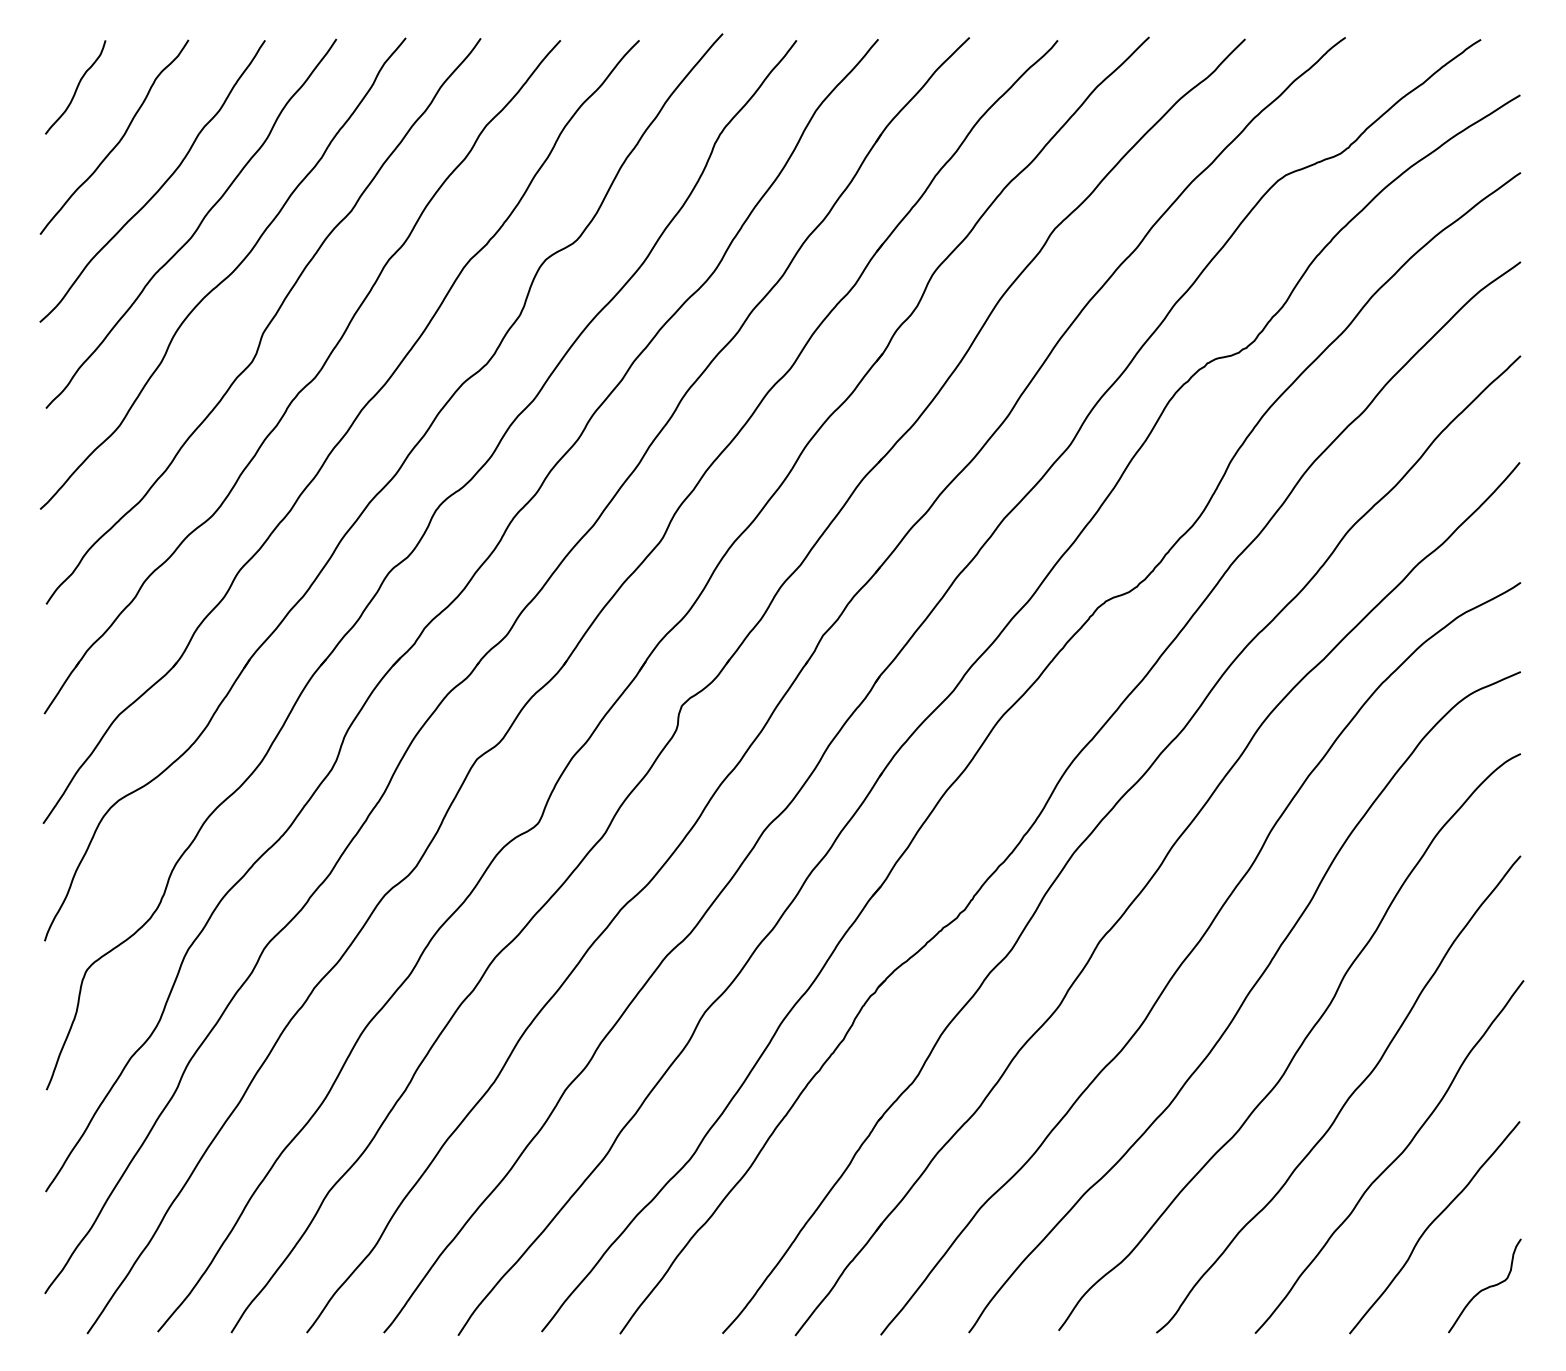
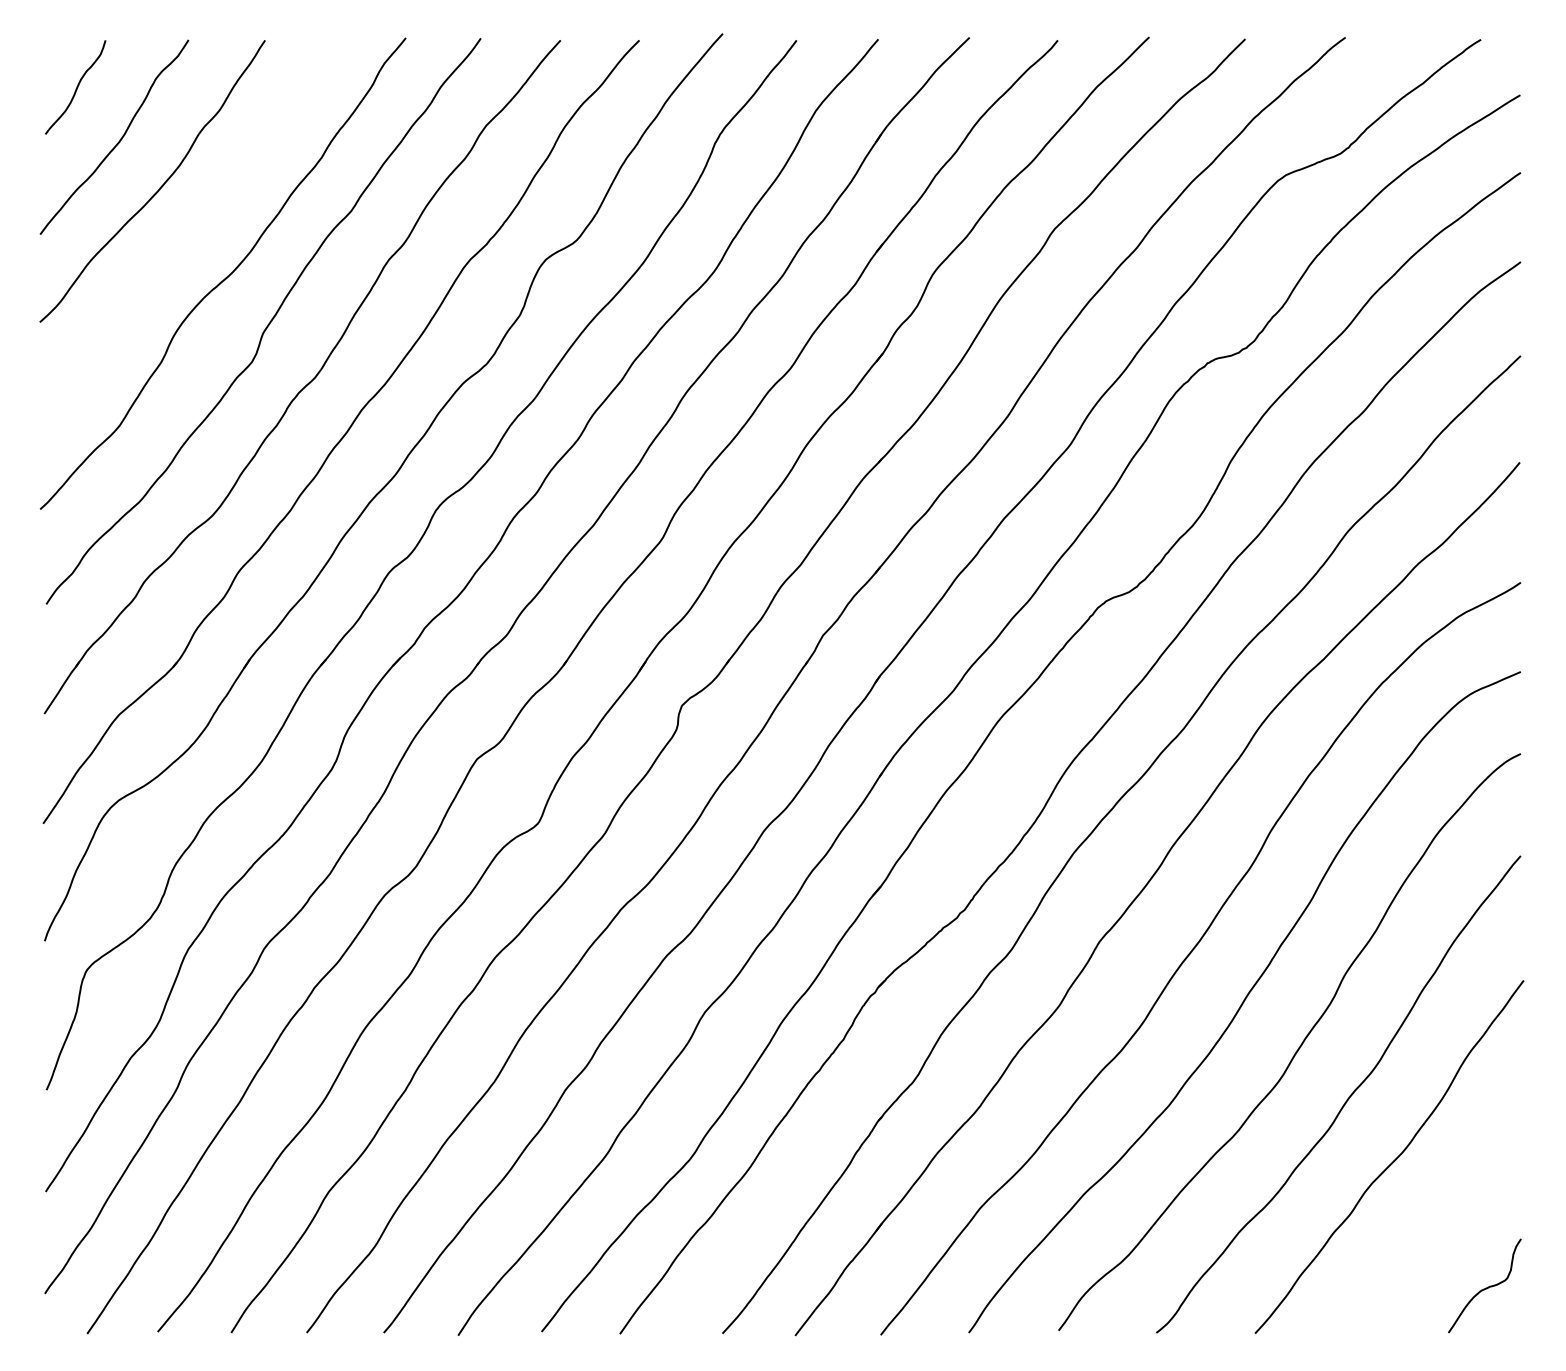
curve: present -> none (197, 226)
curve: present -> none (1431, 1224)
